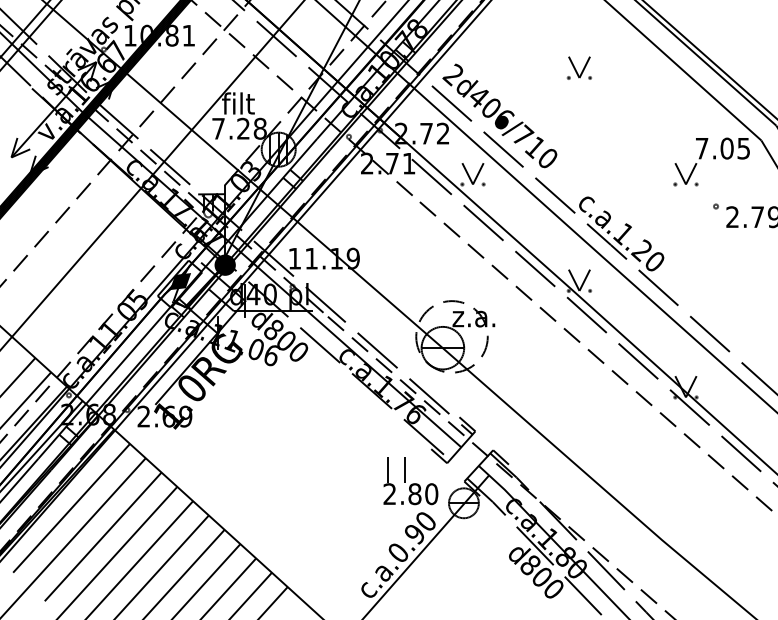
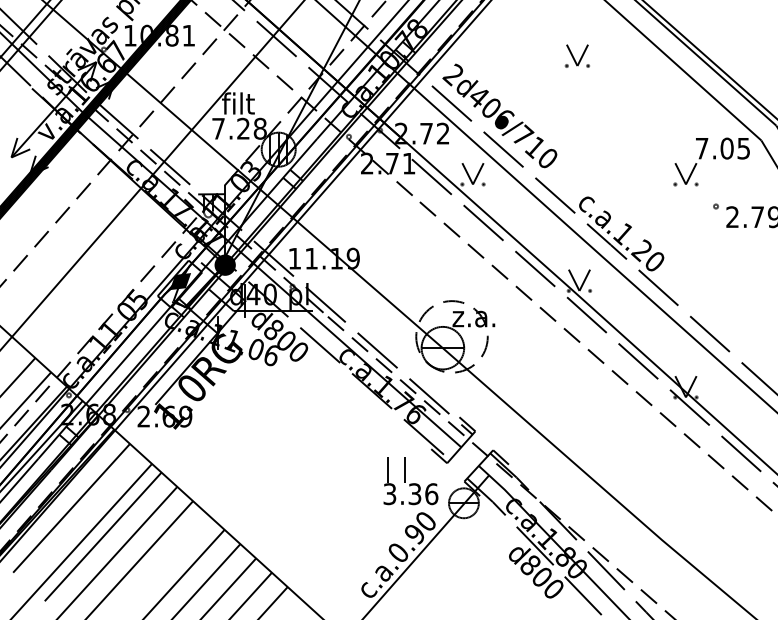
part position: (578, 67) -> (576, 55) (576, 55)
text: 2.80 -> 3.36 (410, 494)
line position: (73, 537) -> (82, 540) (82, 540)
line: present -> none (162, 565)
